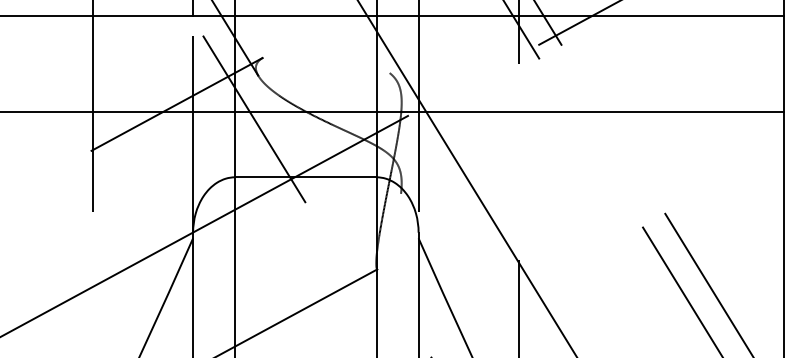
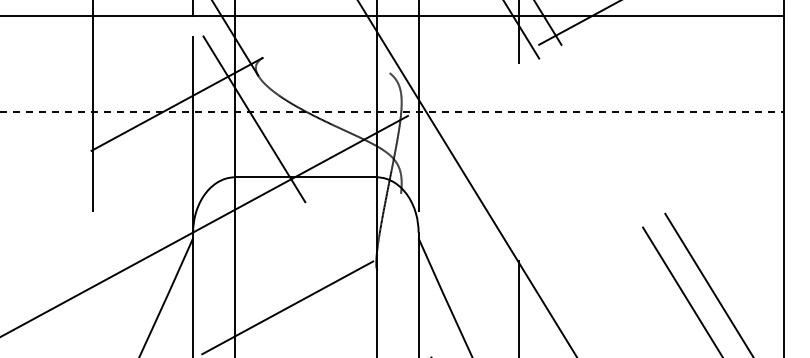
line: solid -> dashed (392, 112)
line position: (298, 311) -> (287, 307) (287, 307)
